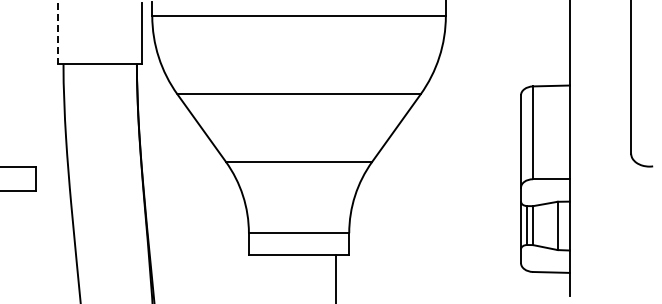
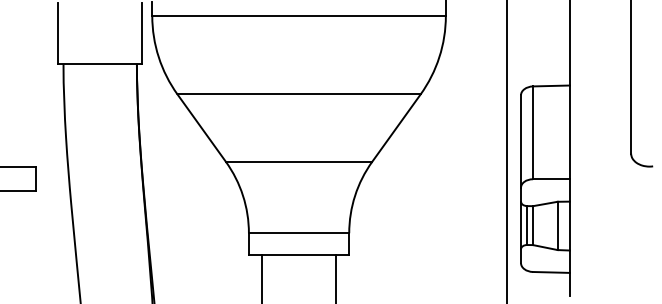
line: dashed -> solid (58, 33)
line: none -> present (507, 151)
line: none -> present (262, 277)
